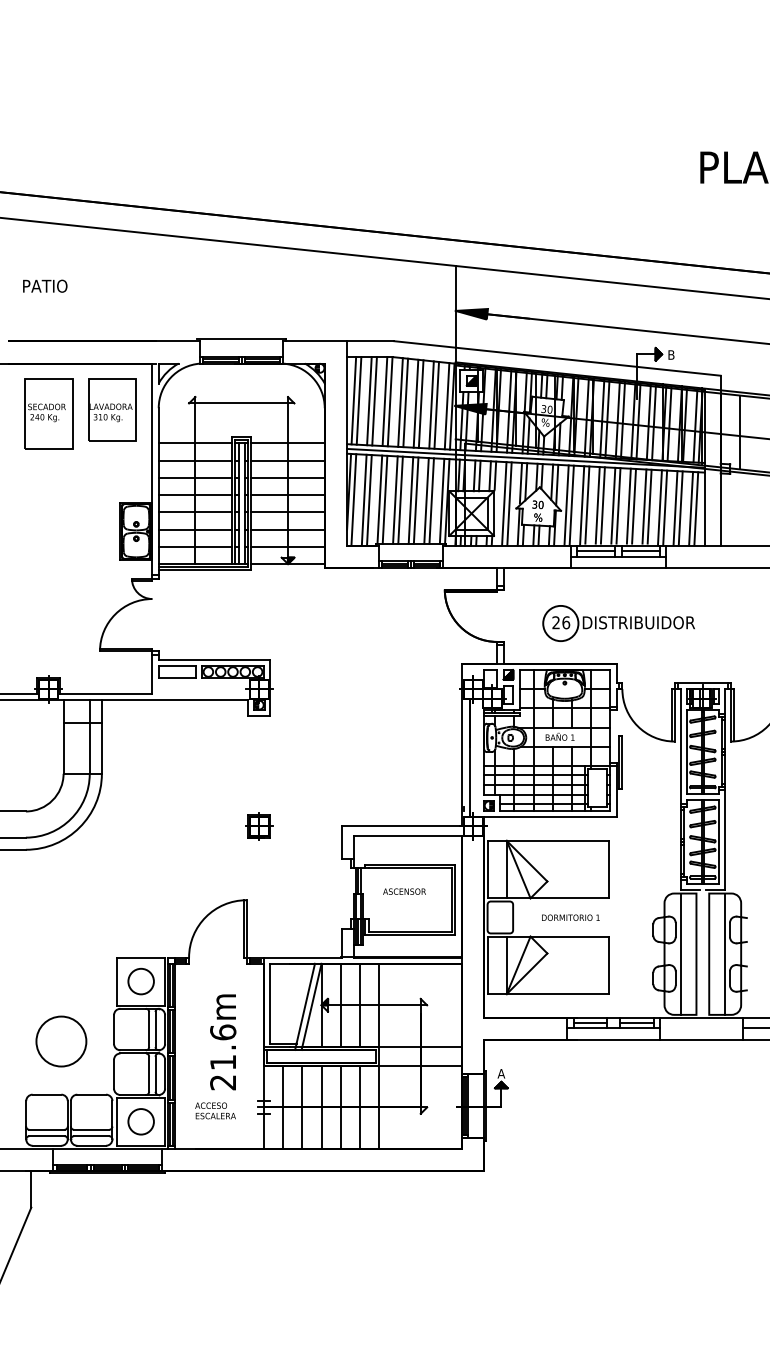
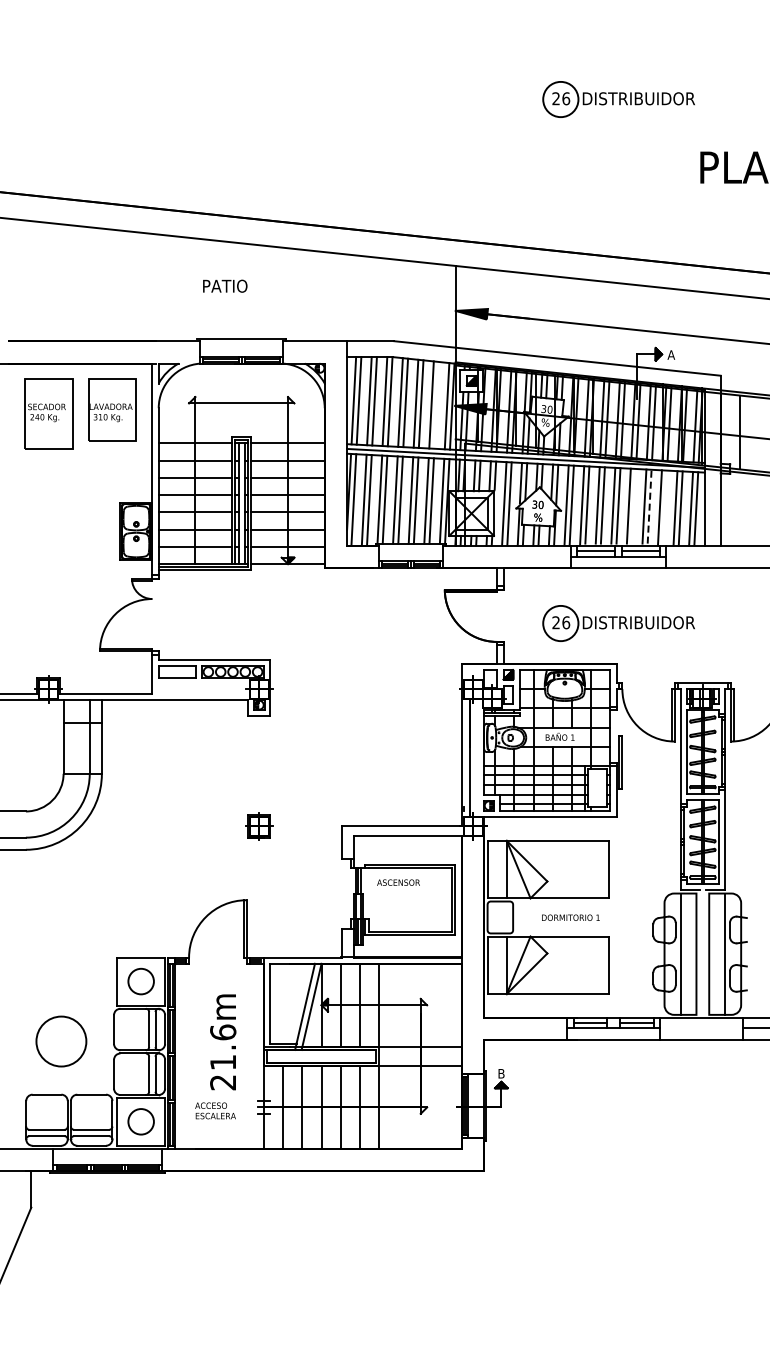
part: none -> present (618, 99)
text position: (45, 285) -> (225, 285) (225, 285)
text: B -> A (671, 354)
line: present -> none (436, 404)
line: present -> none (634, 505)
line: solid -> dashed (649, 506)
line: present -> none (665, 507)
text position: (404, 891) -> (398, 882) (398, 882)
text: A -> B (501, 1073)
